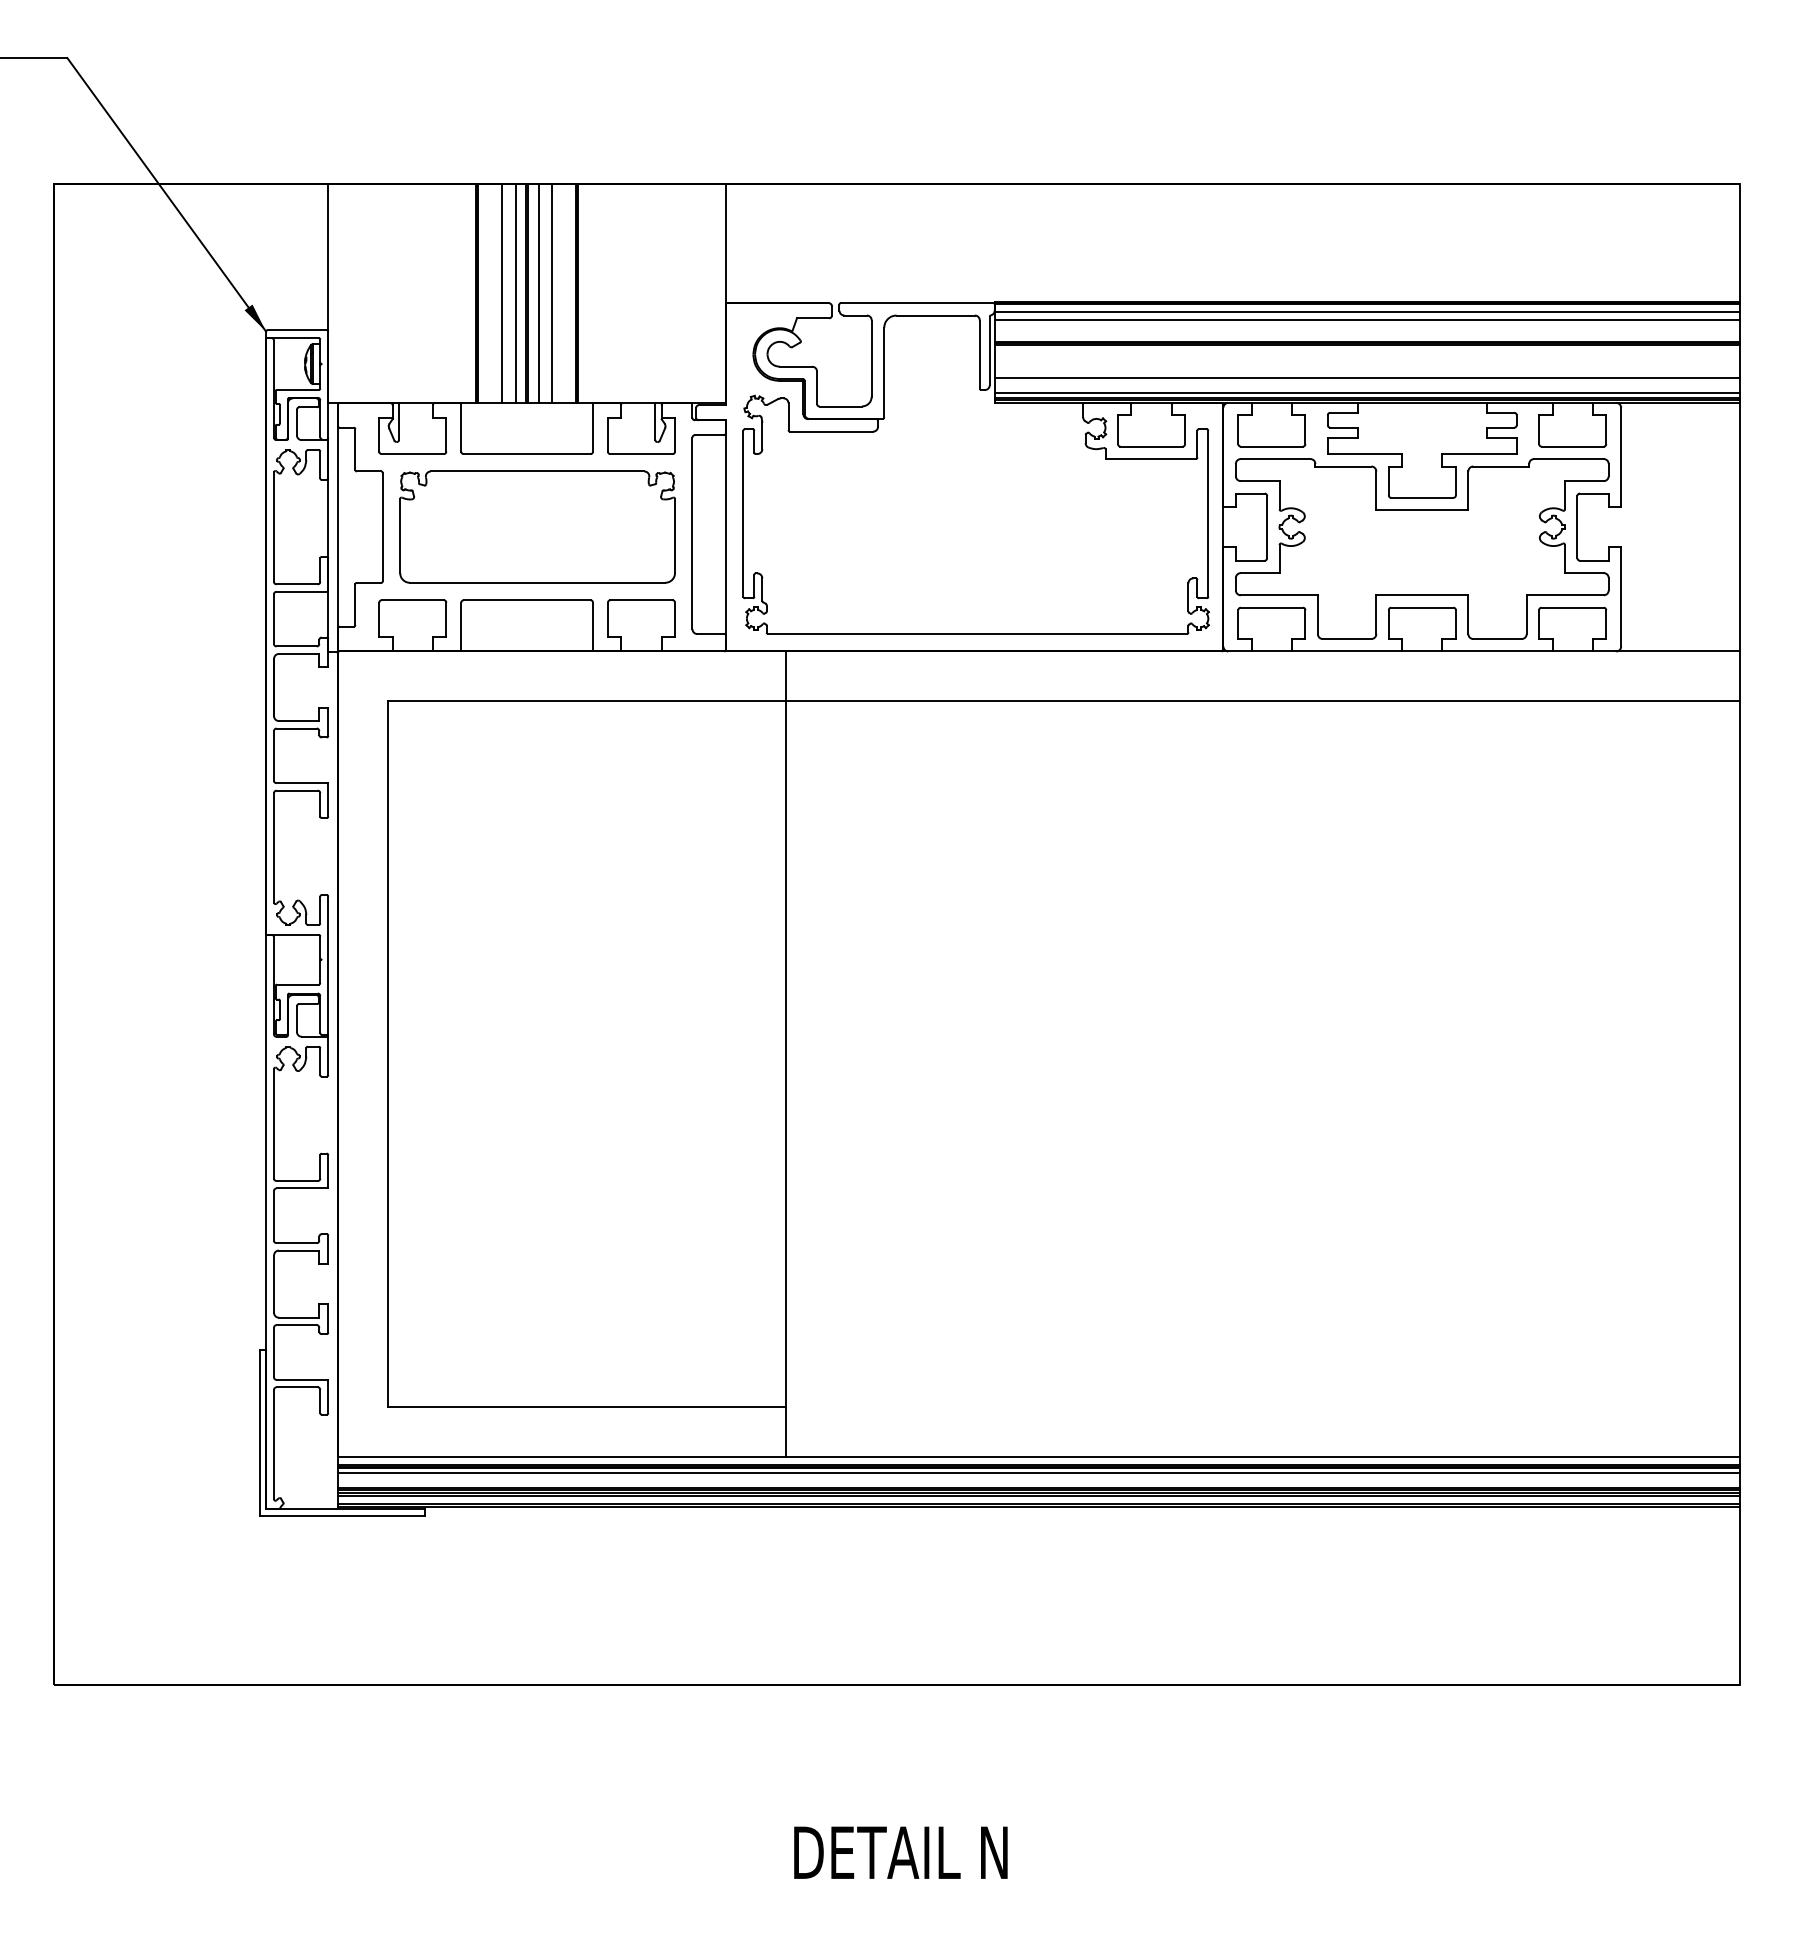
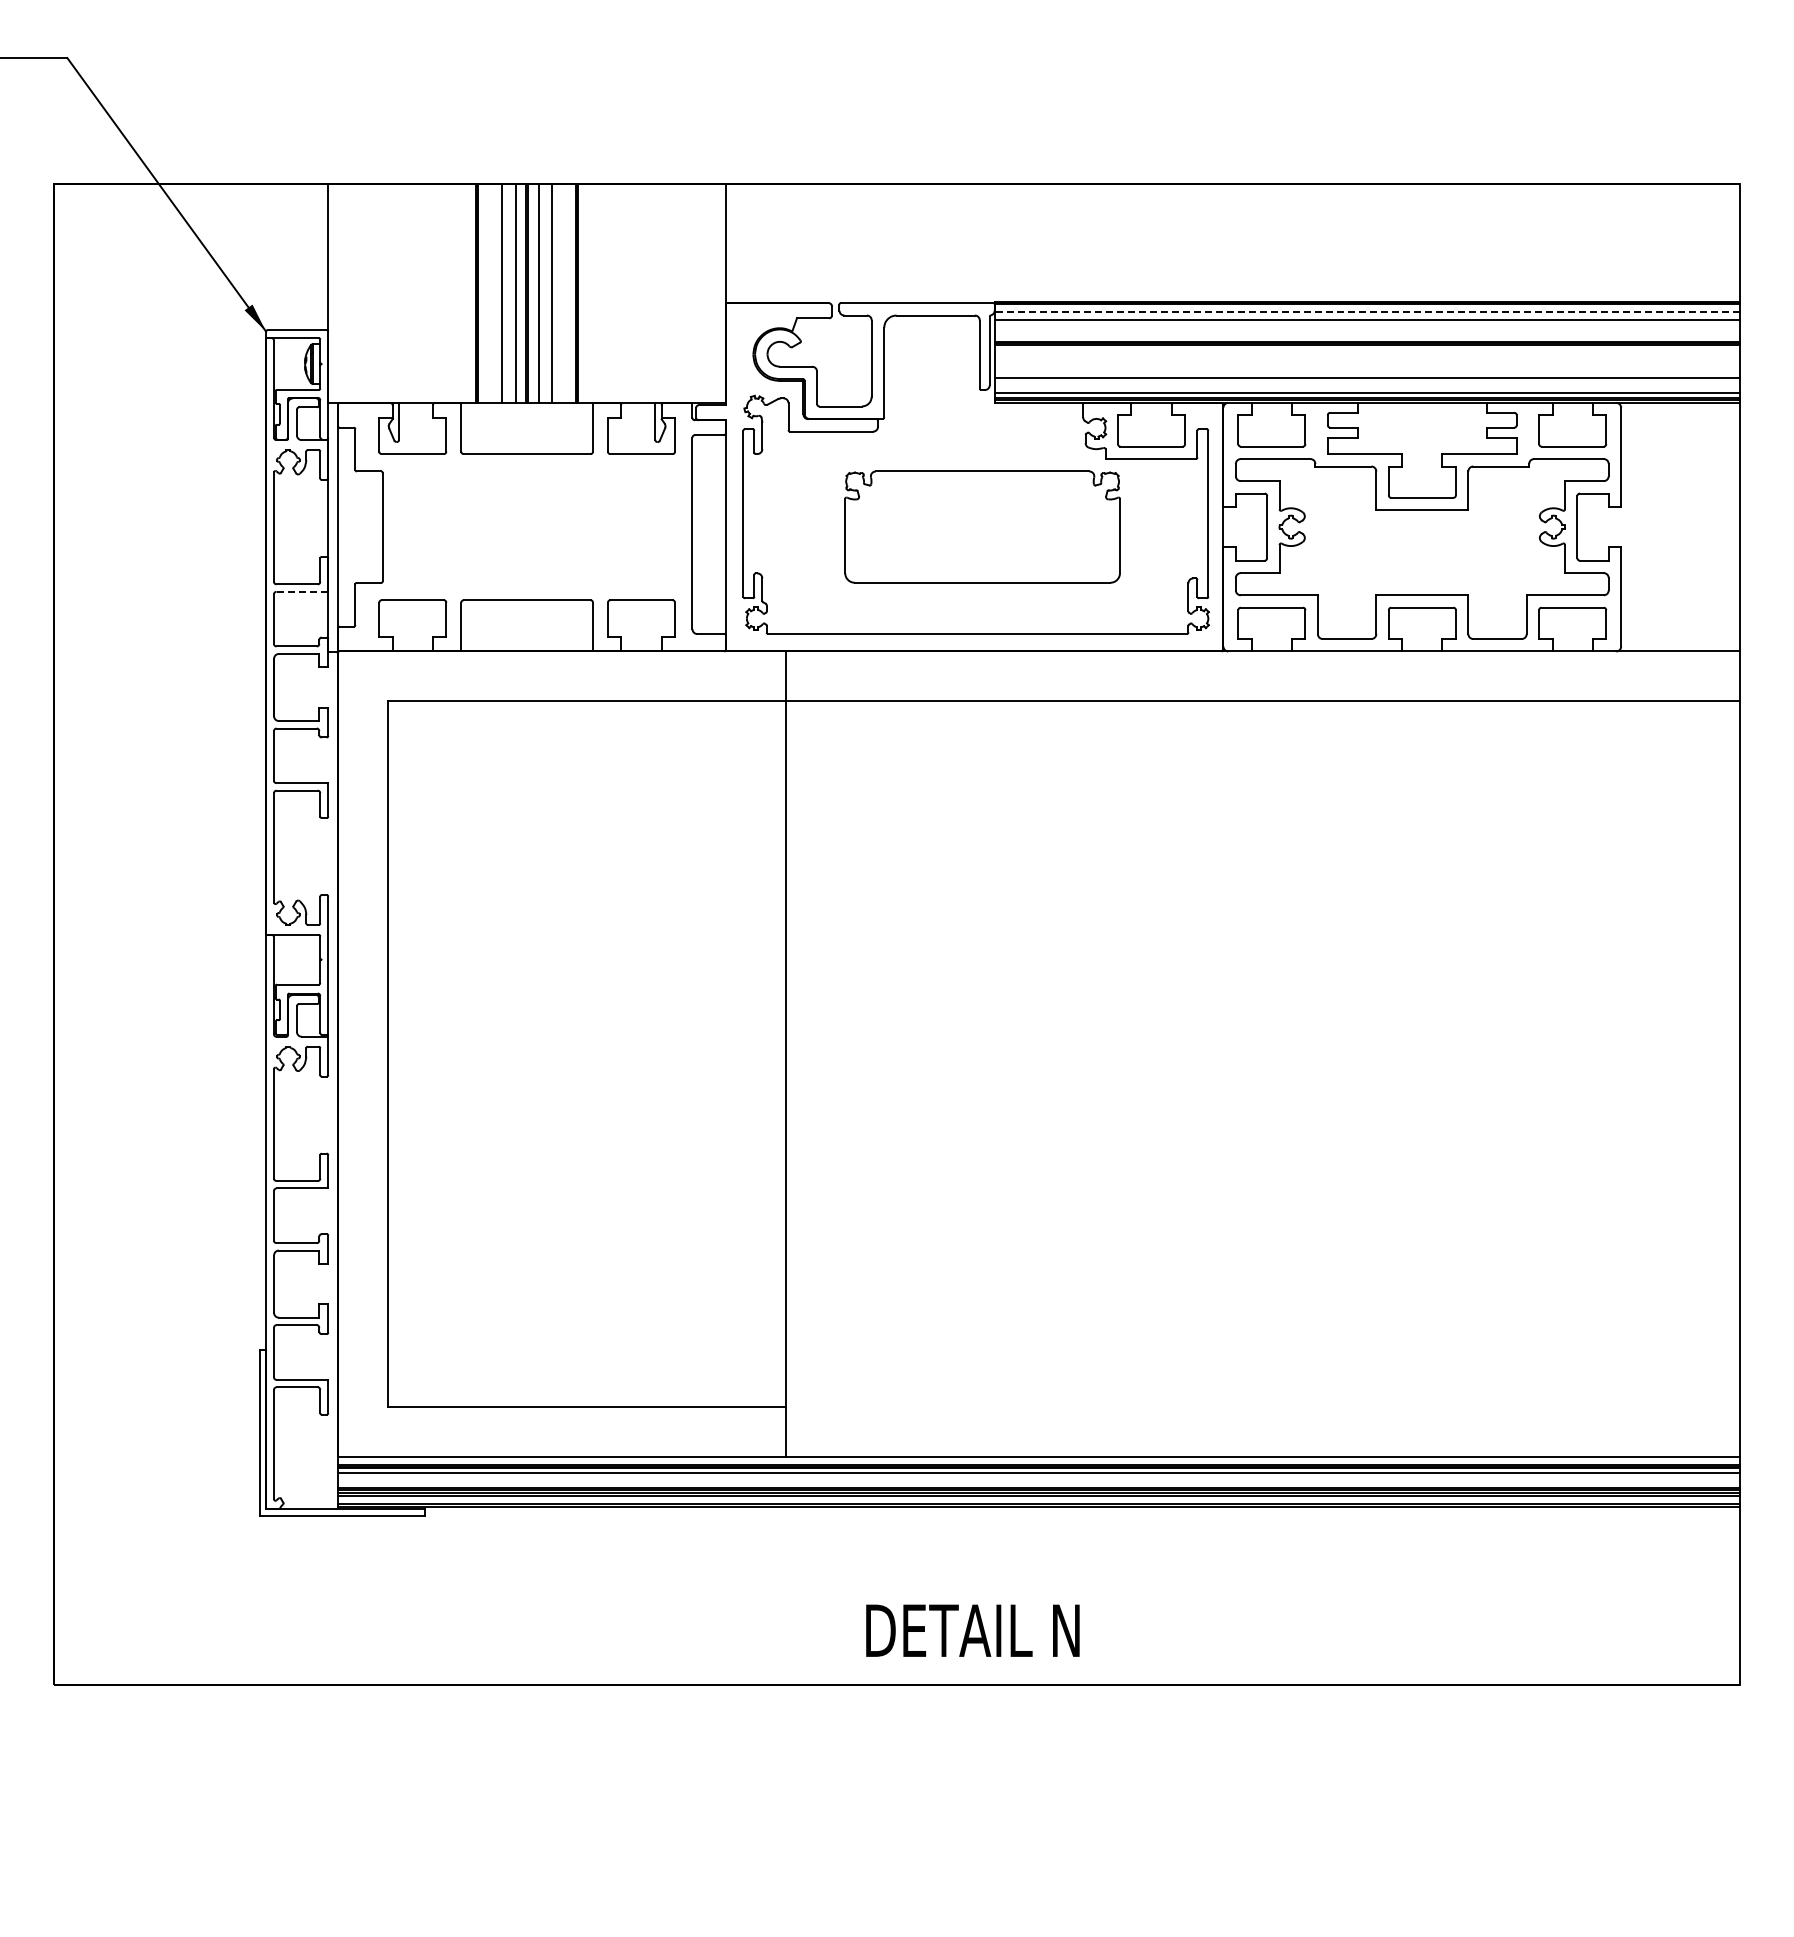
line: solid -> dashed (1367, 312)
part position: (537, 526) -> (982, 526) (982, 526)
line: solid -> dashed (302, 591)
text position: (900, 1852) -> (972, 1630) (972, 1630)
